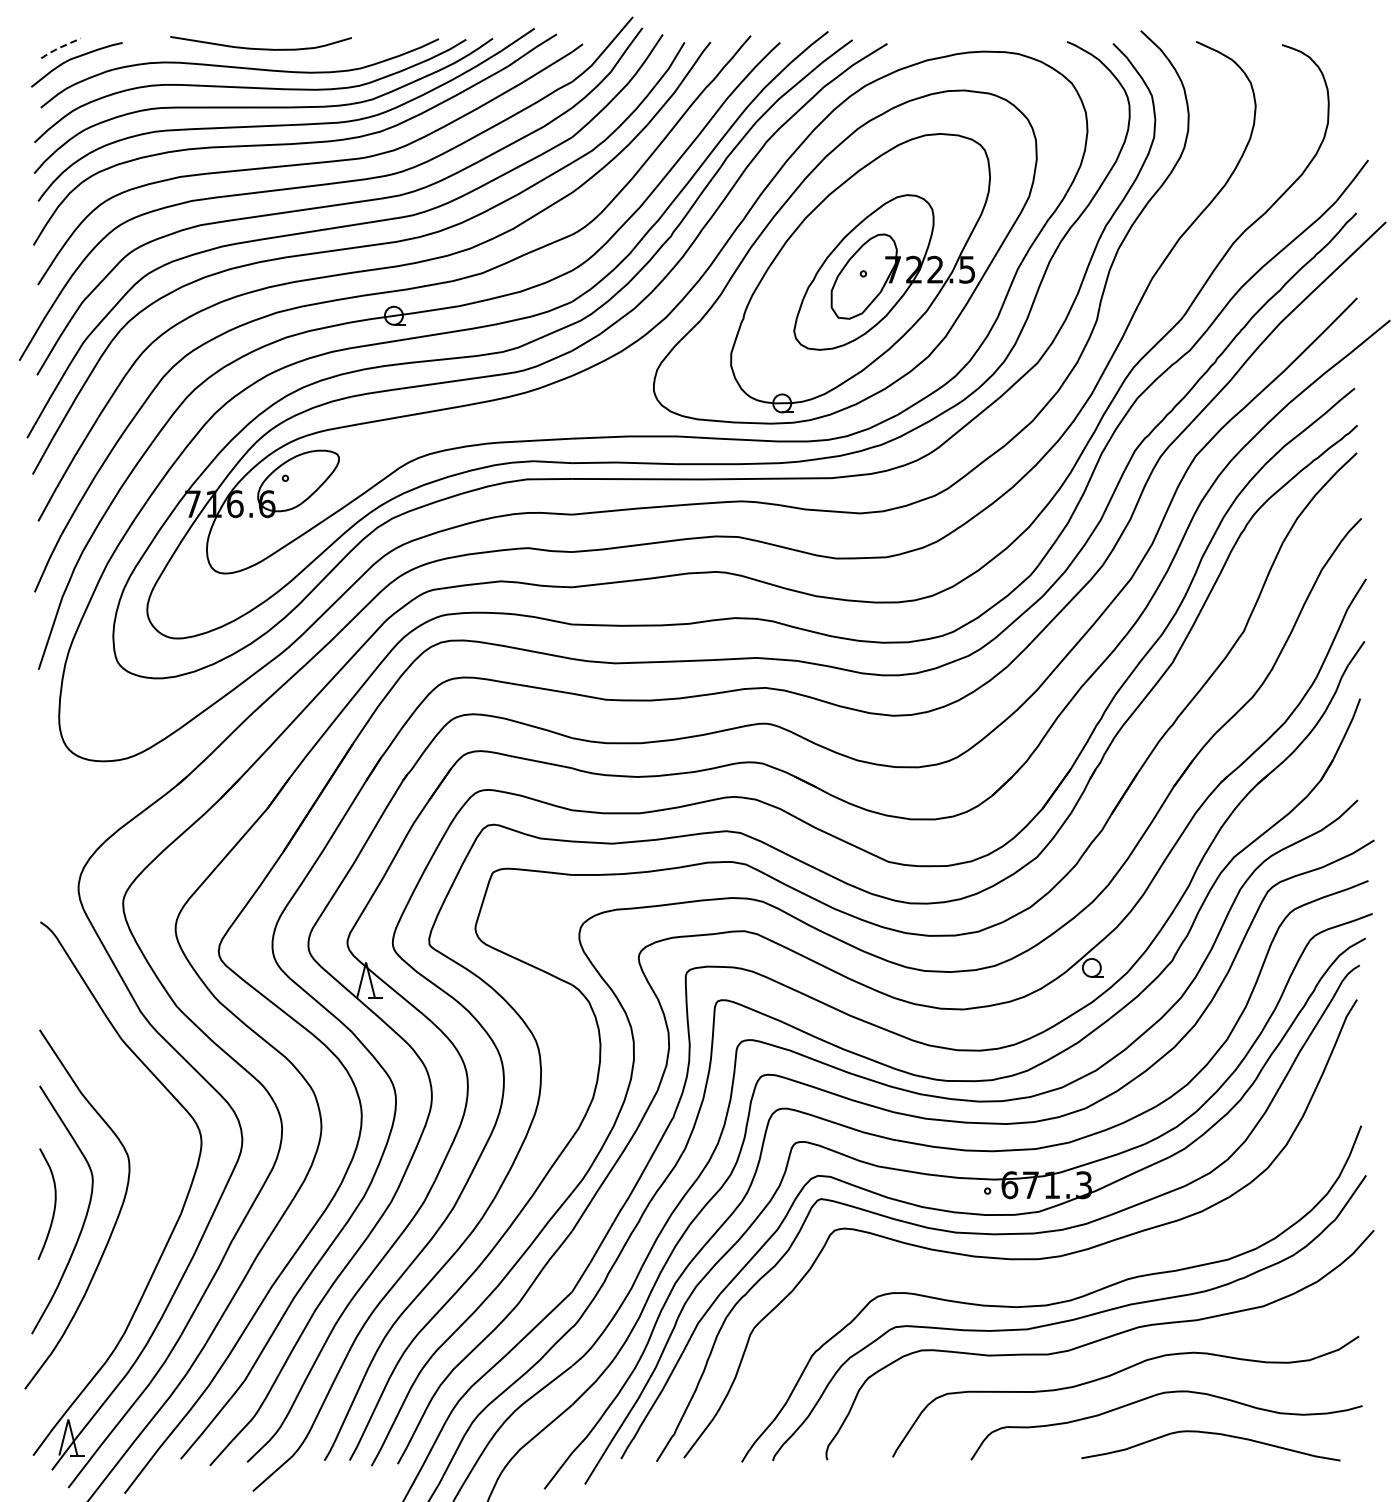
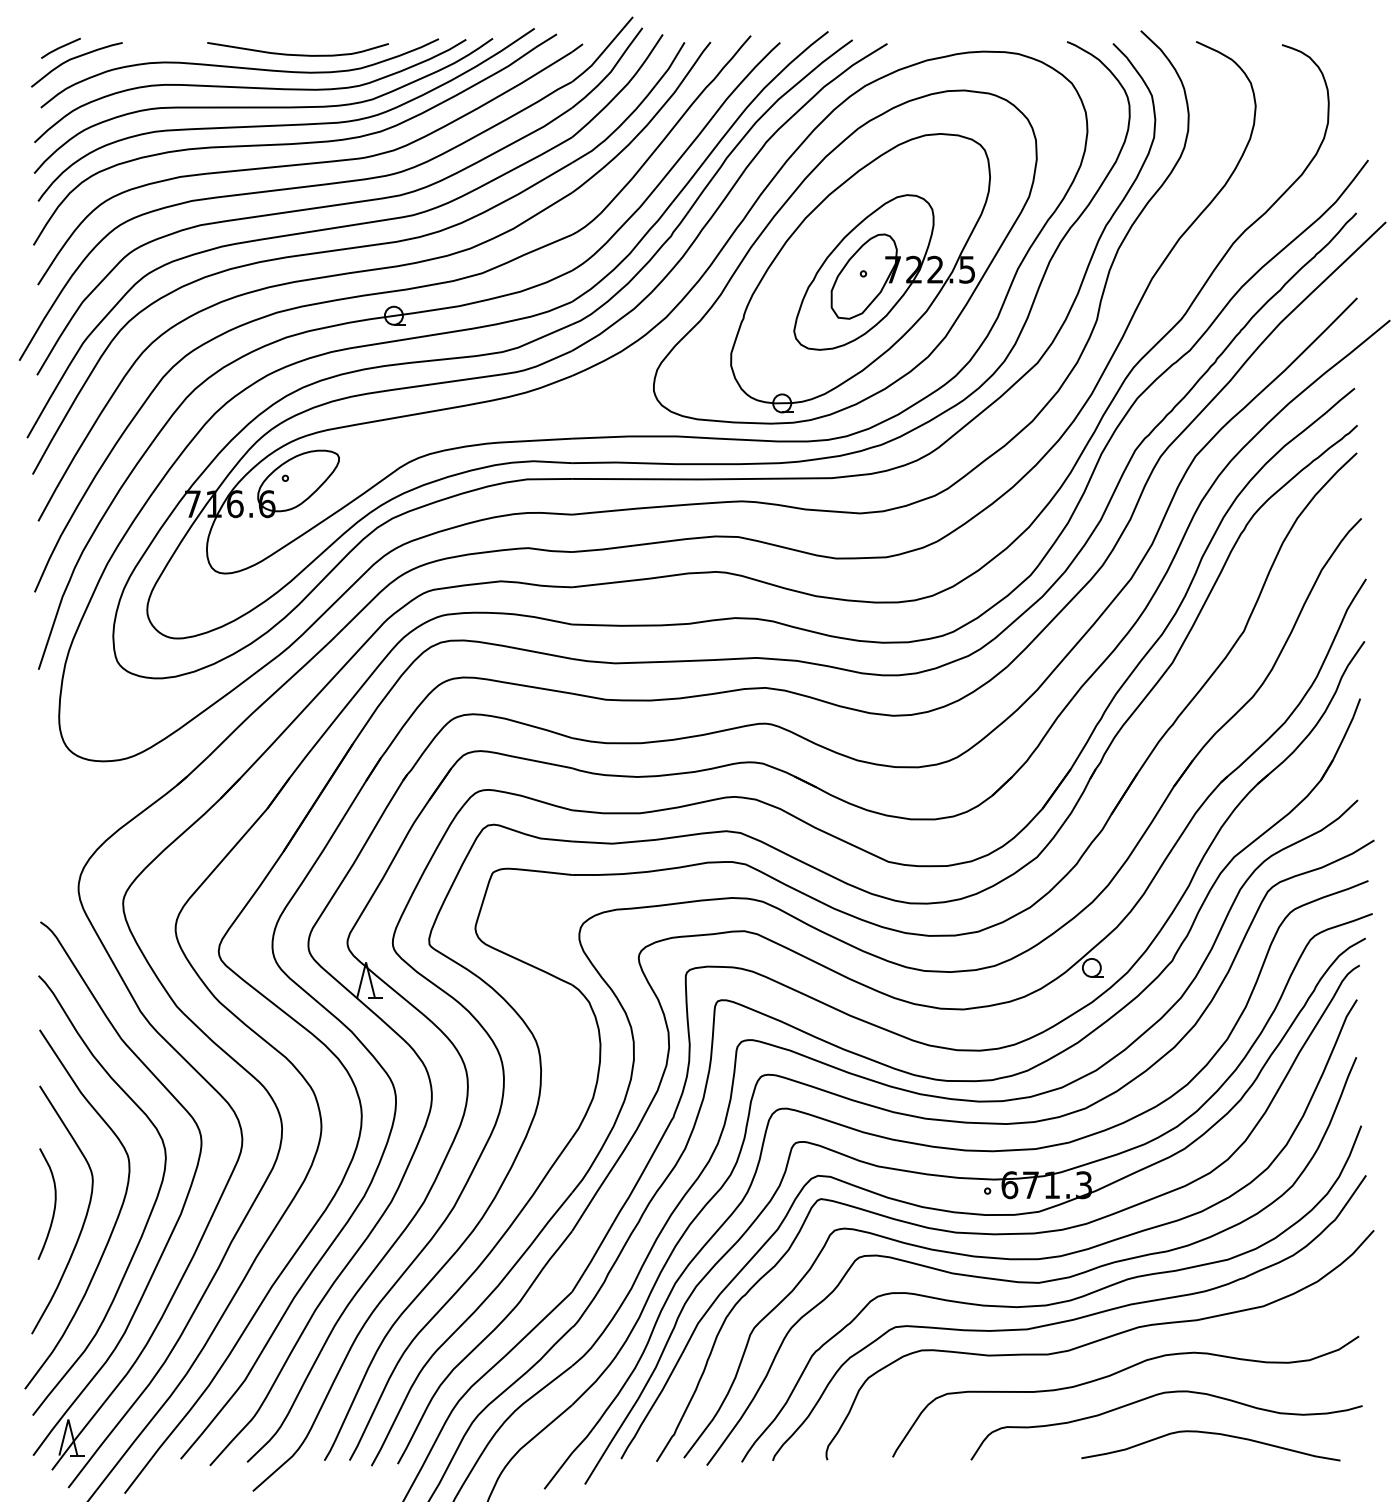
line: dashed -> solid (59, 47)
curve position: (260, 48) -> (297, 54) (297, 54)
curve: none -> present (149, 1213)
curve: none -> present (1031, 1281)
